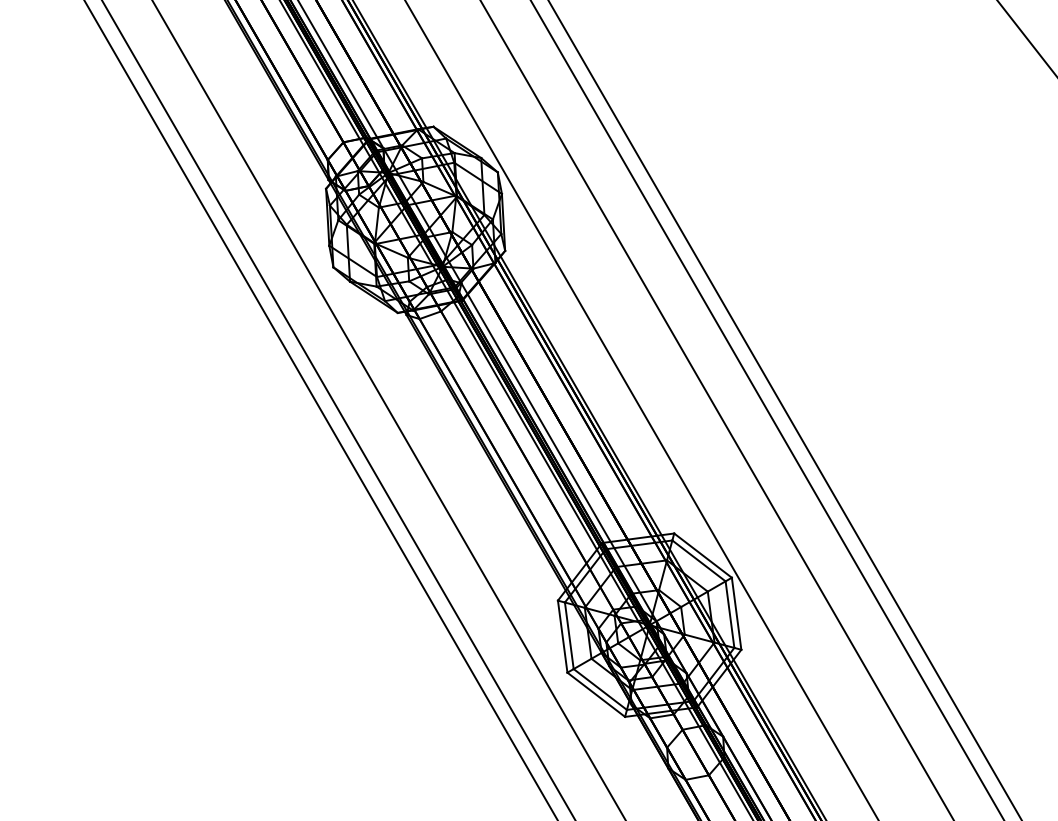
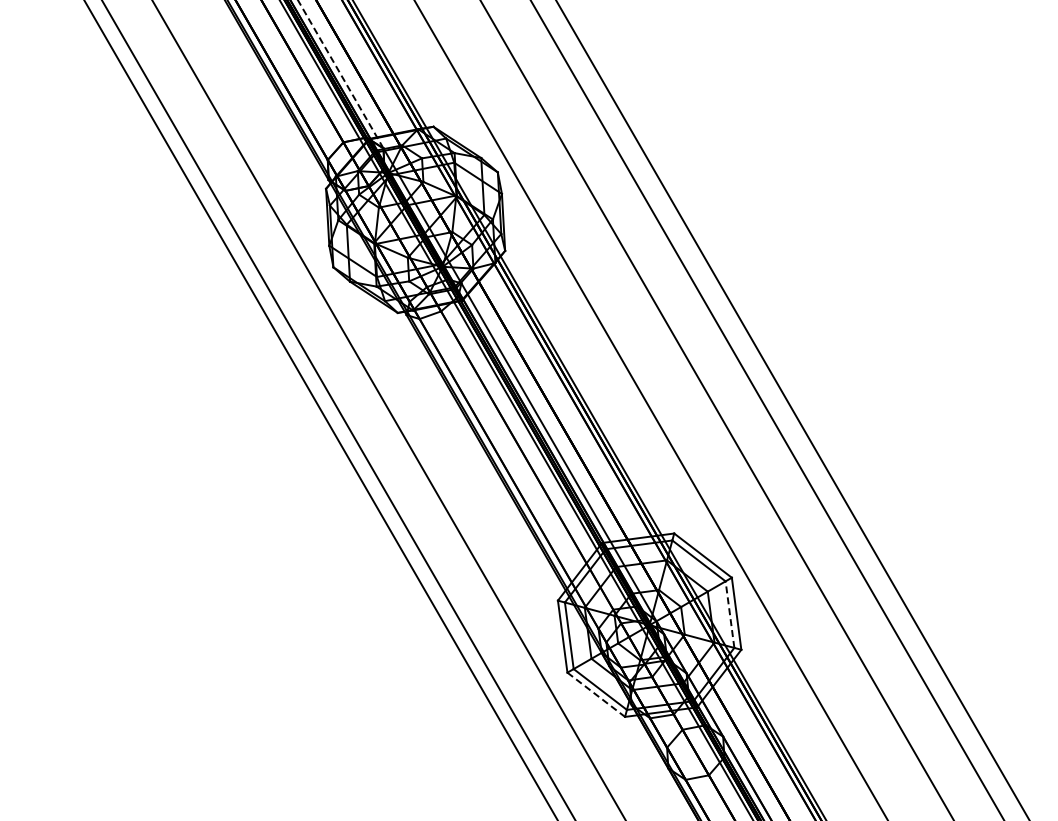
line: present -> none (1026, 37)
line: solid -> dashed (340, 73)
line position: (641, 409) -> (650, 409) (650, 409)
line position: (784, 409) -> (792, 409) (792, 409)
line: solid -> dashed (729, 614)
line: solid -> dashed (596, 695)
